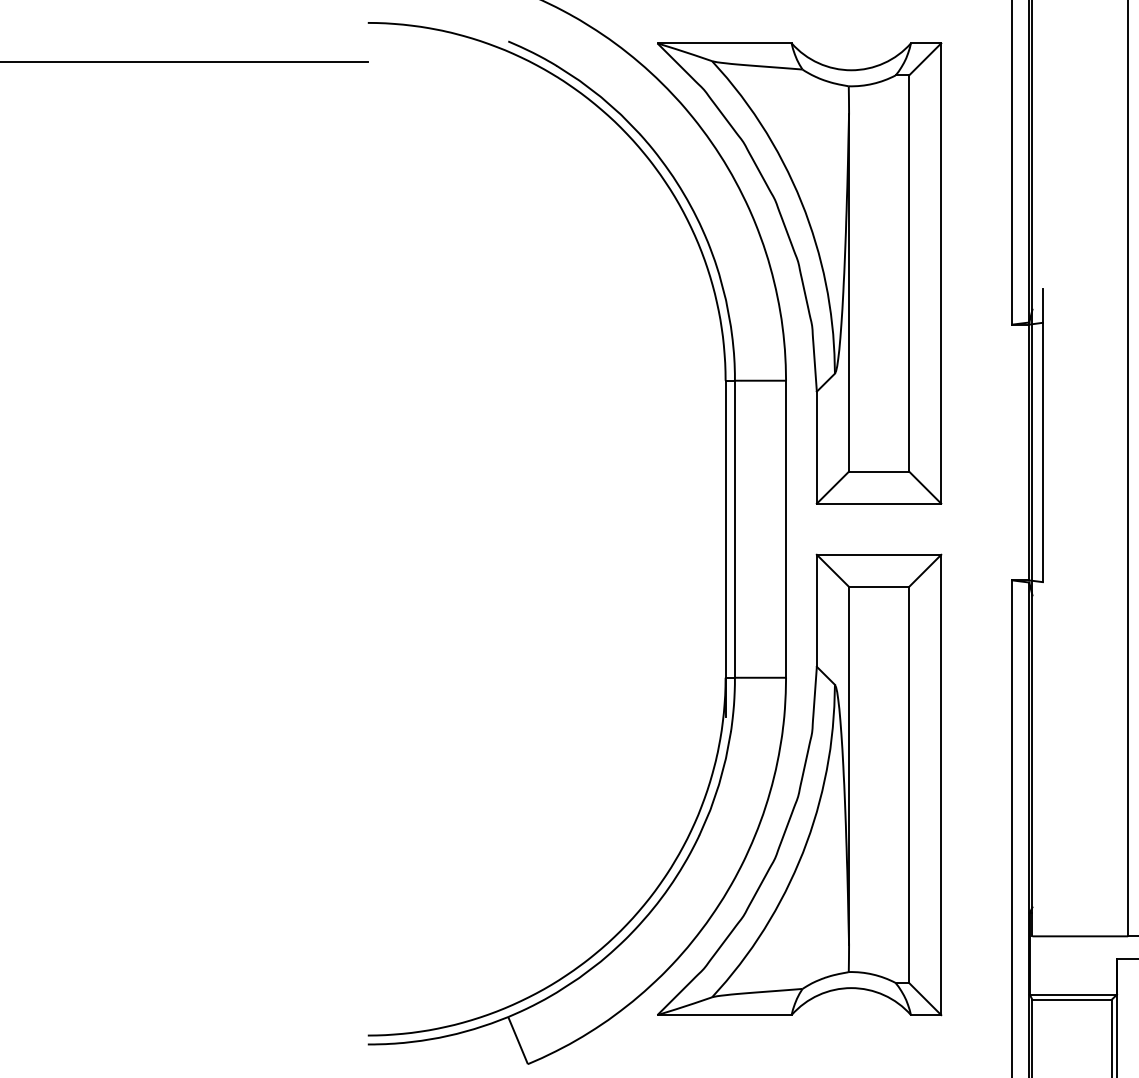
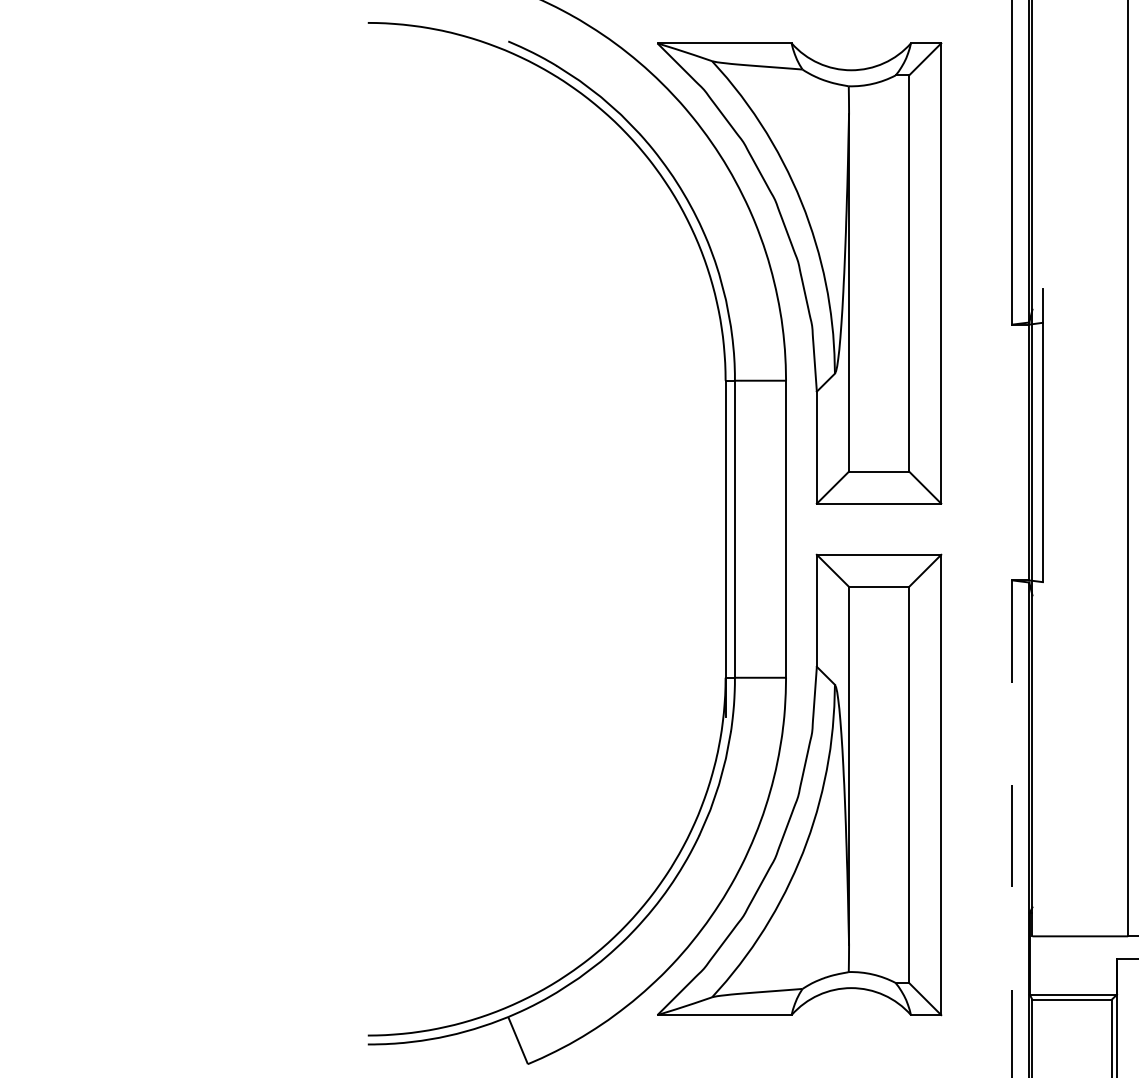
line: present -> none (184, 61)
line: solid -> dashed (1012, 828)
